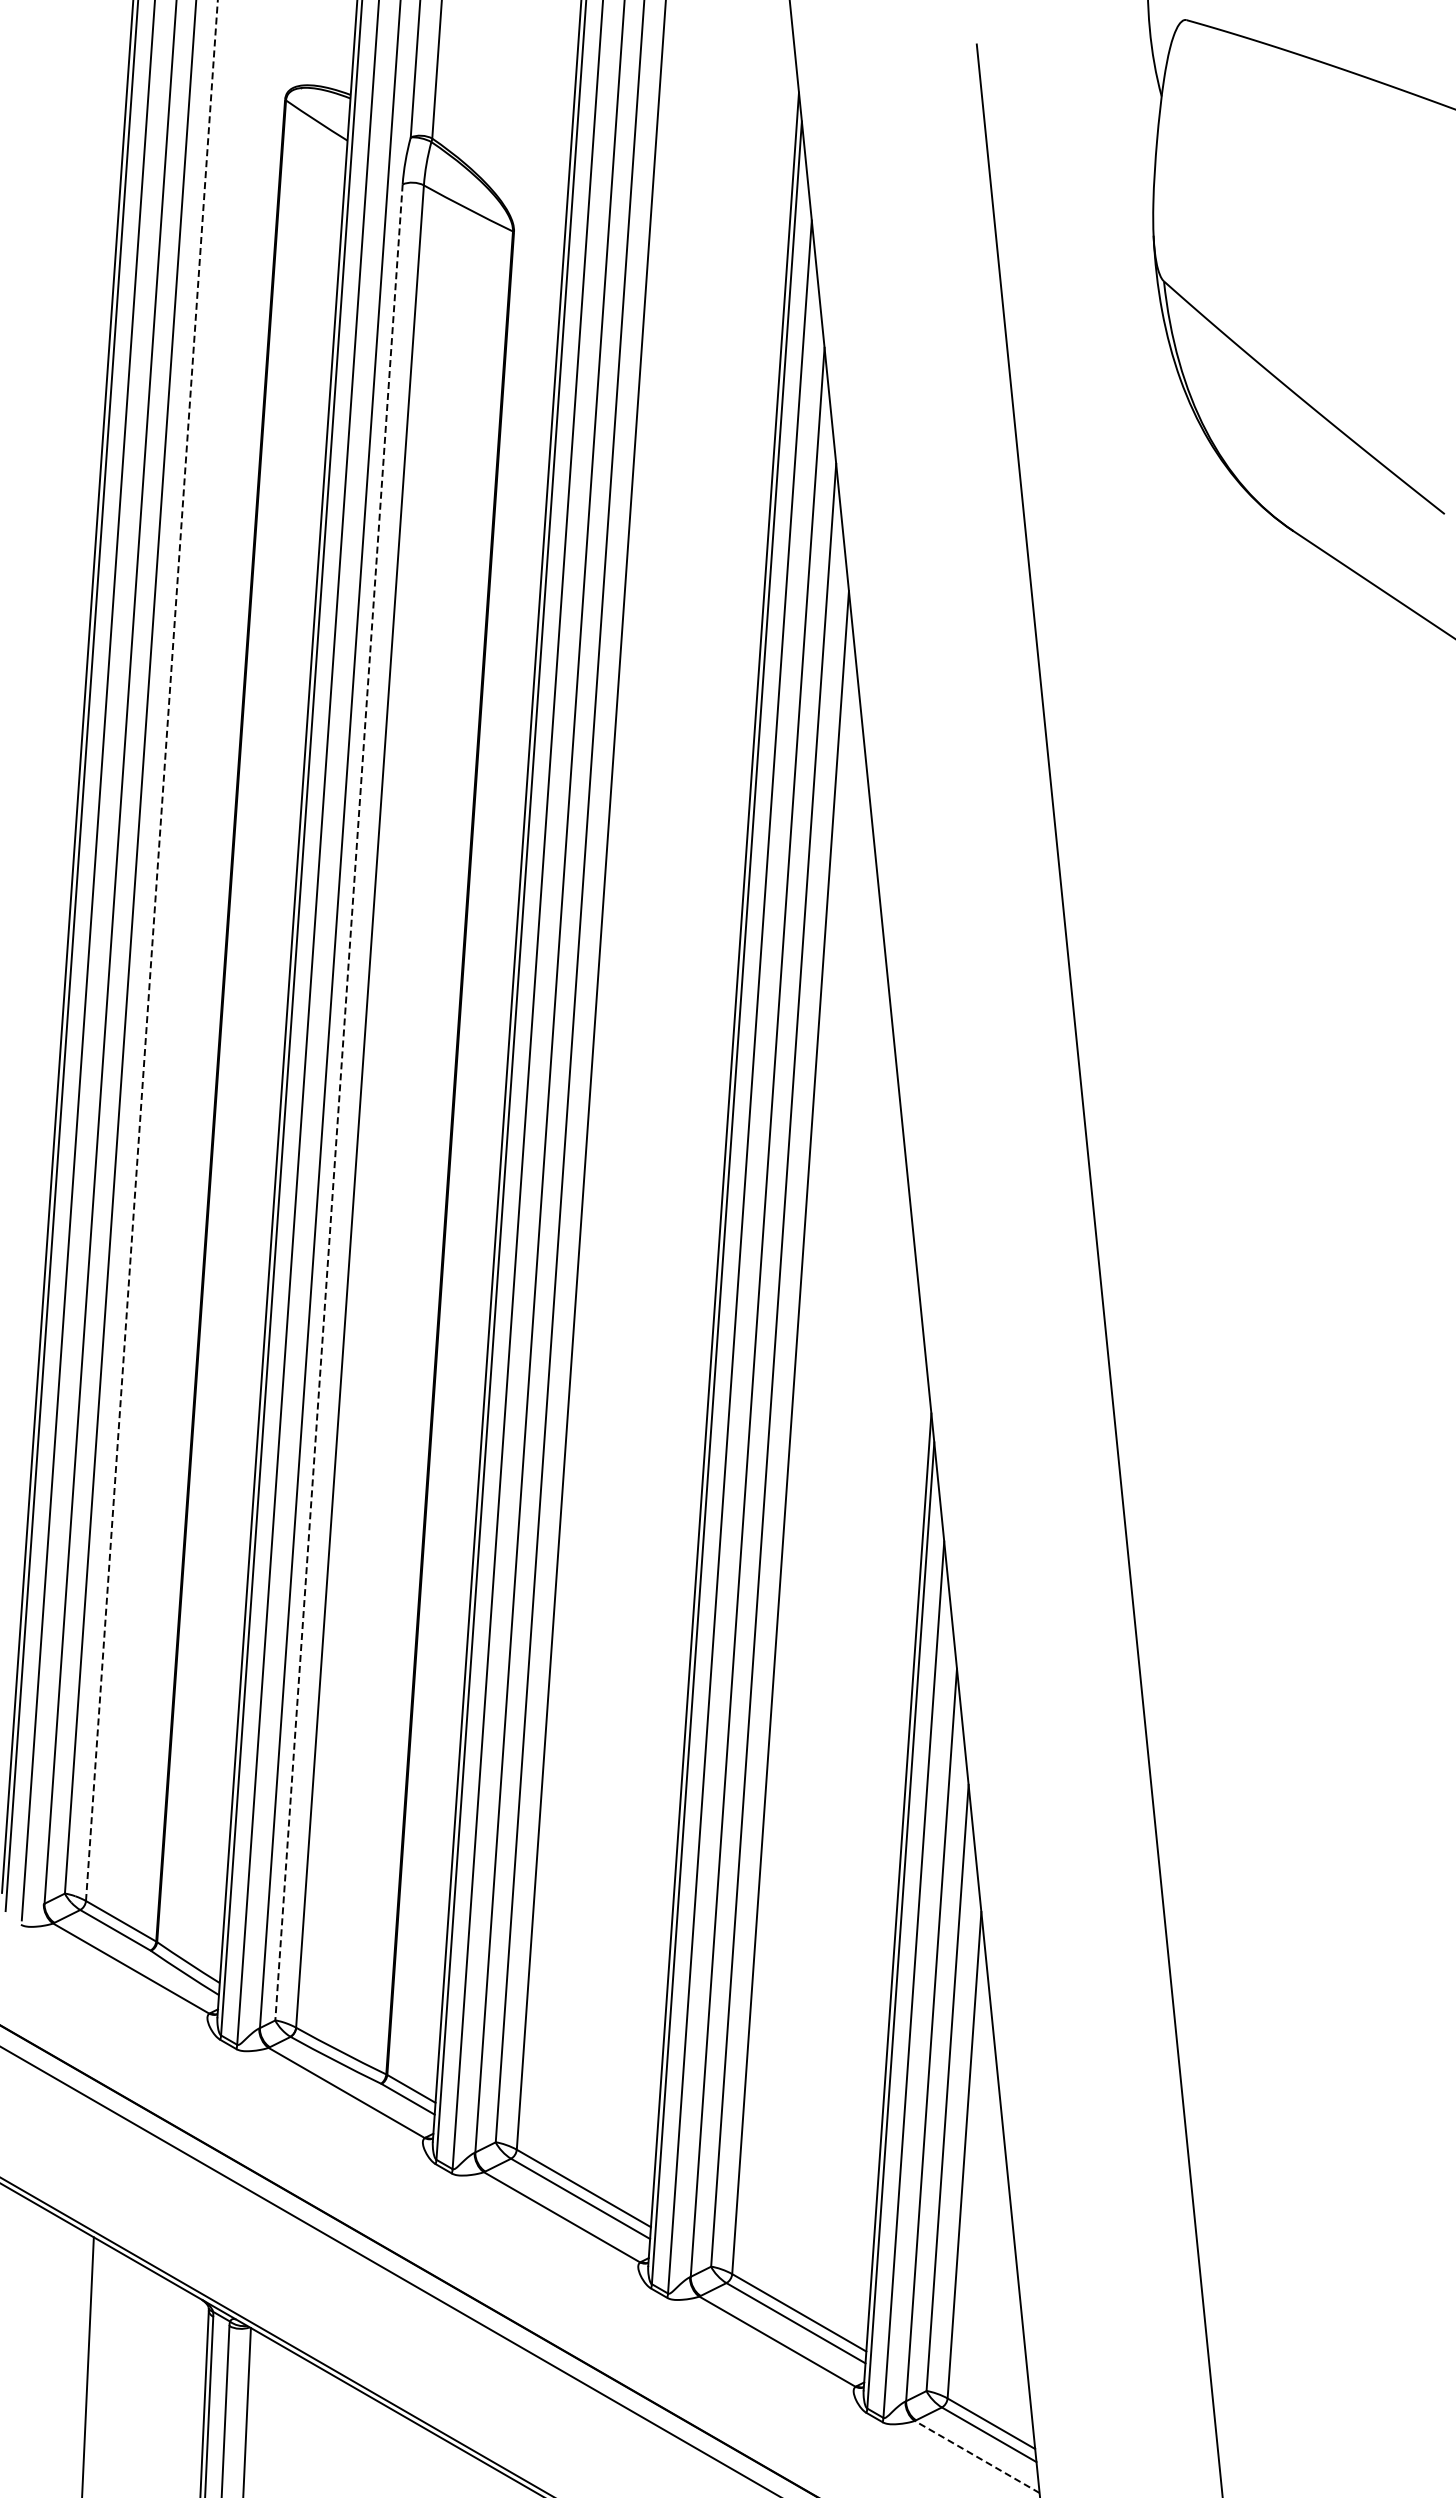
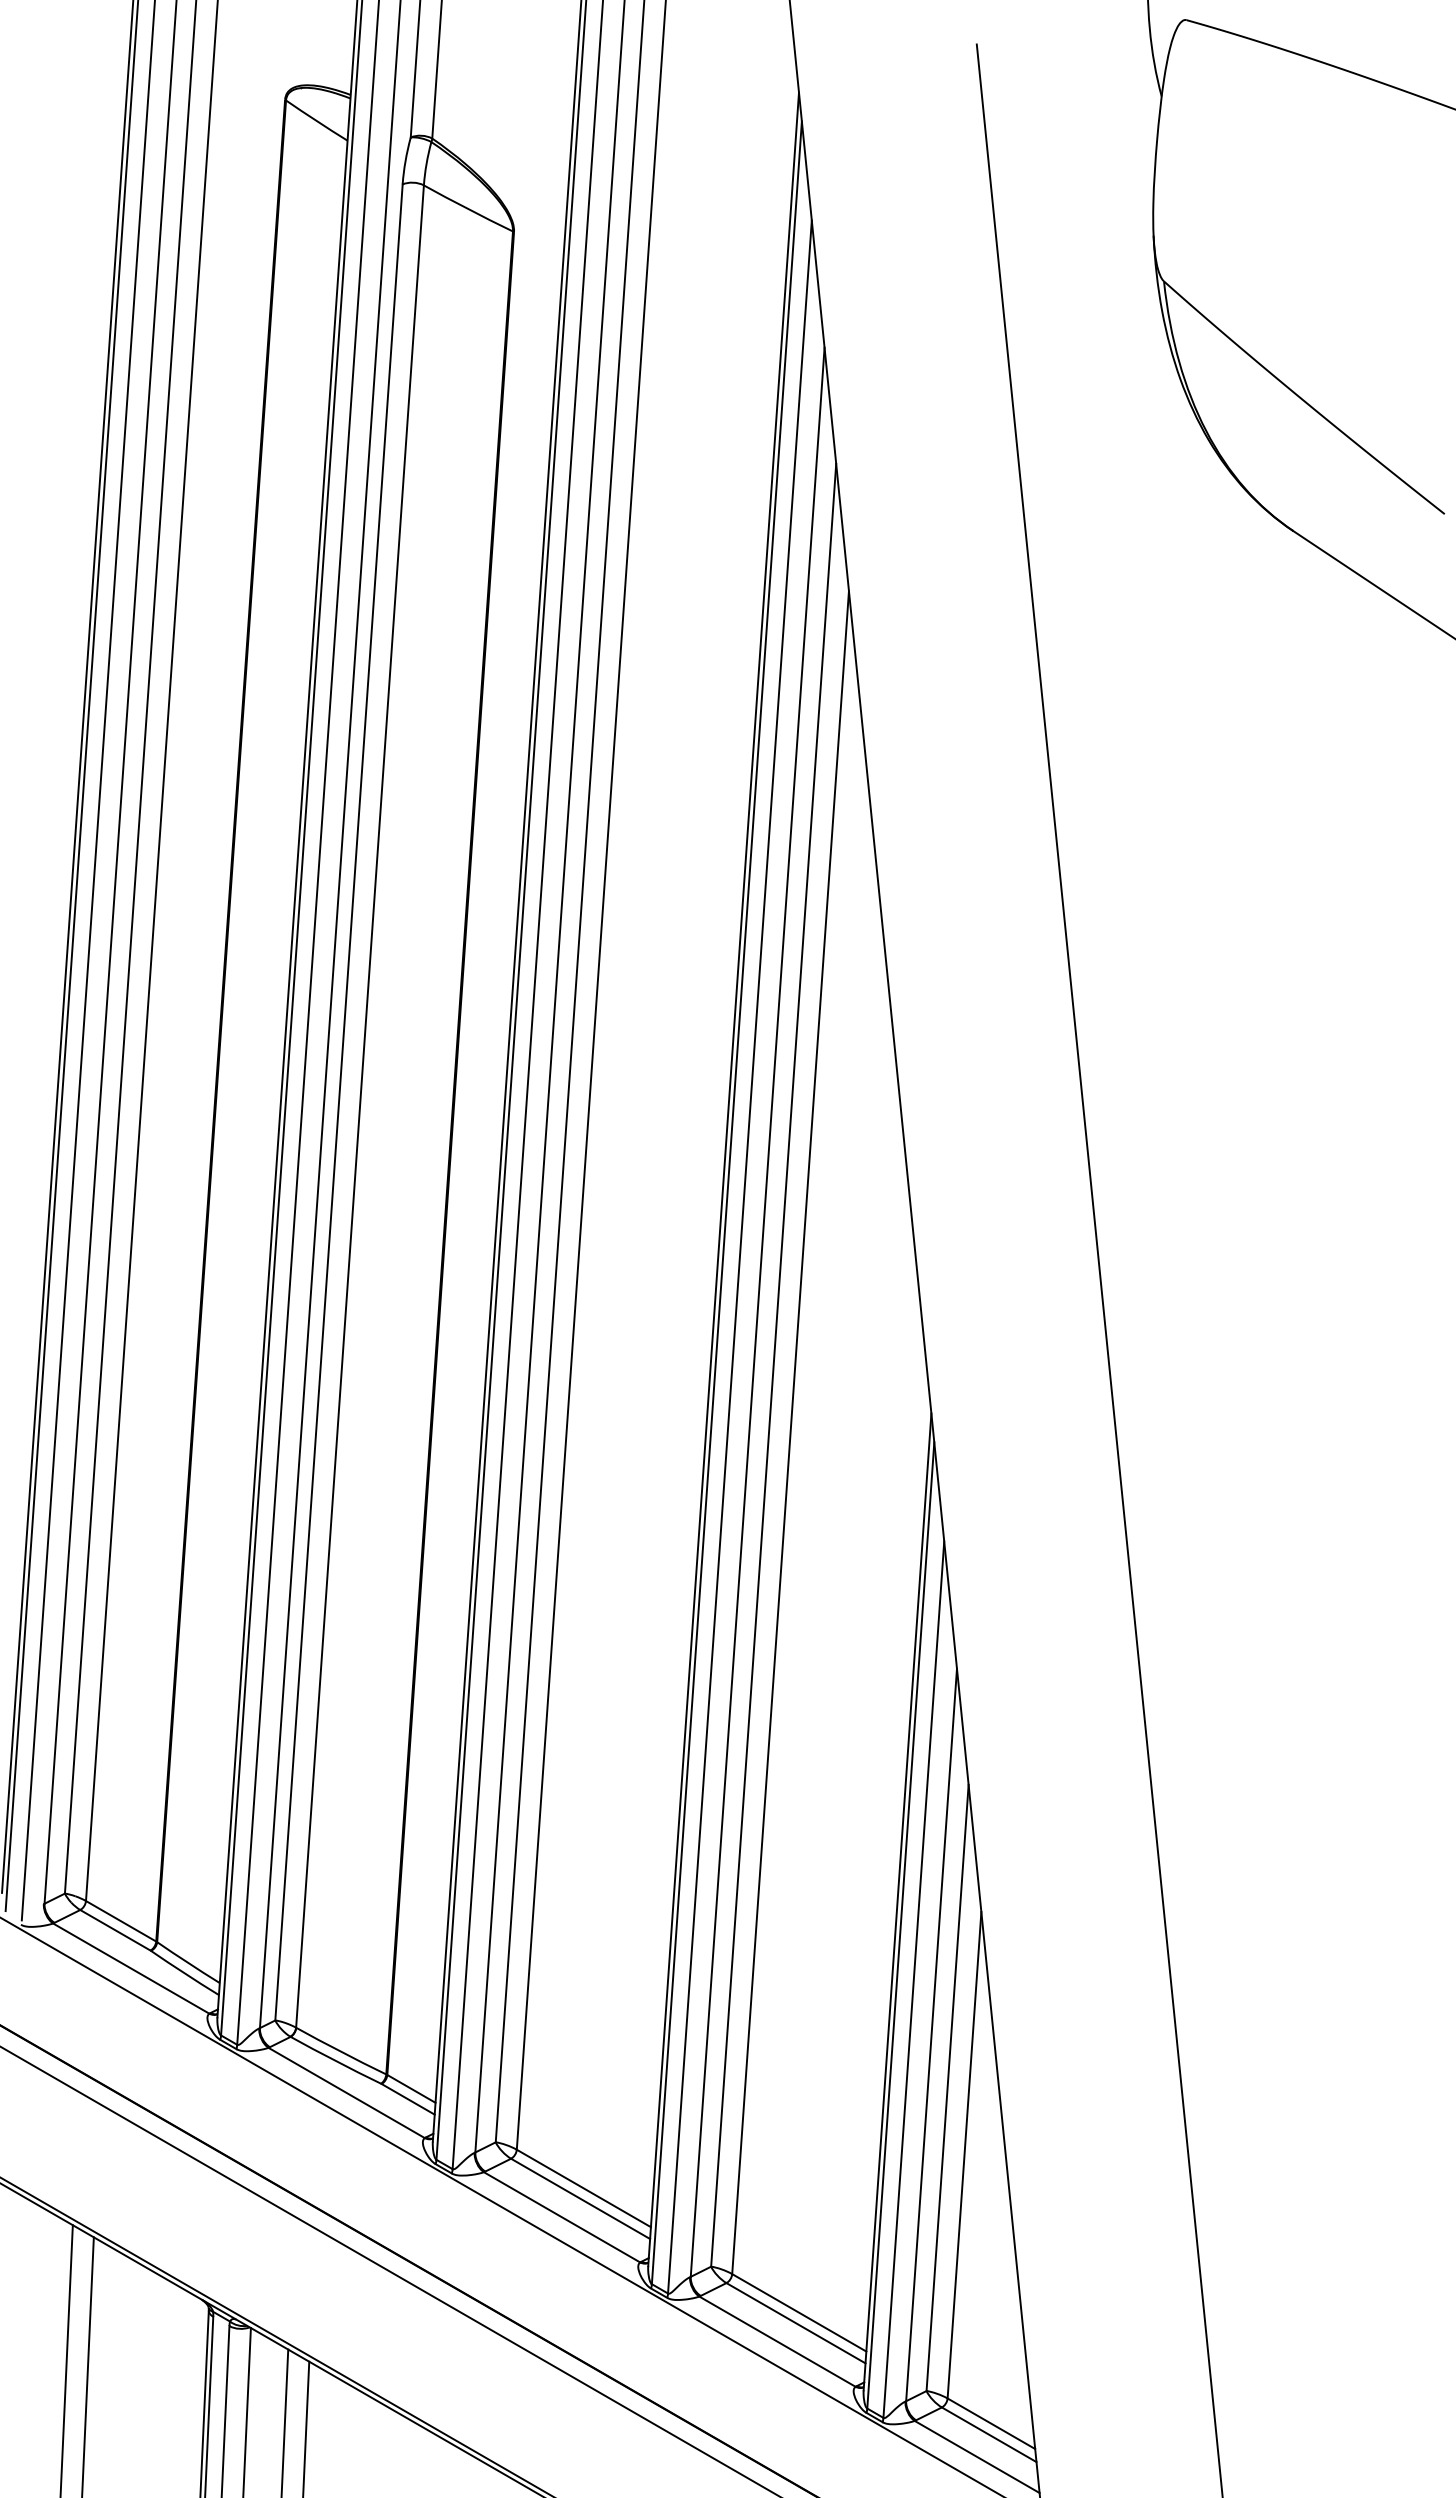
line: dashed -> solid (151, 950)
line: dashed -> solid (338, 1102)
line: none -> present (500, 2206)
line: none -> present (66, 2359)
line: none -> present (284, 2421)
line: none -> present (306, 2427)
line: dashed -> solid (976, 2456)
